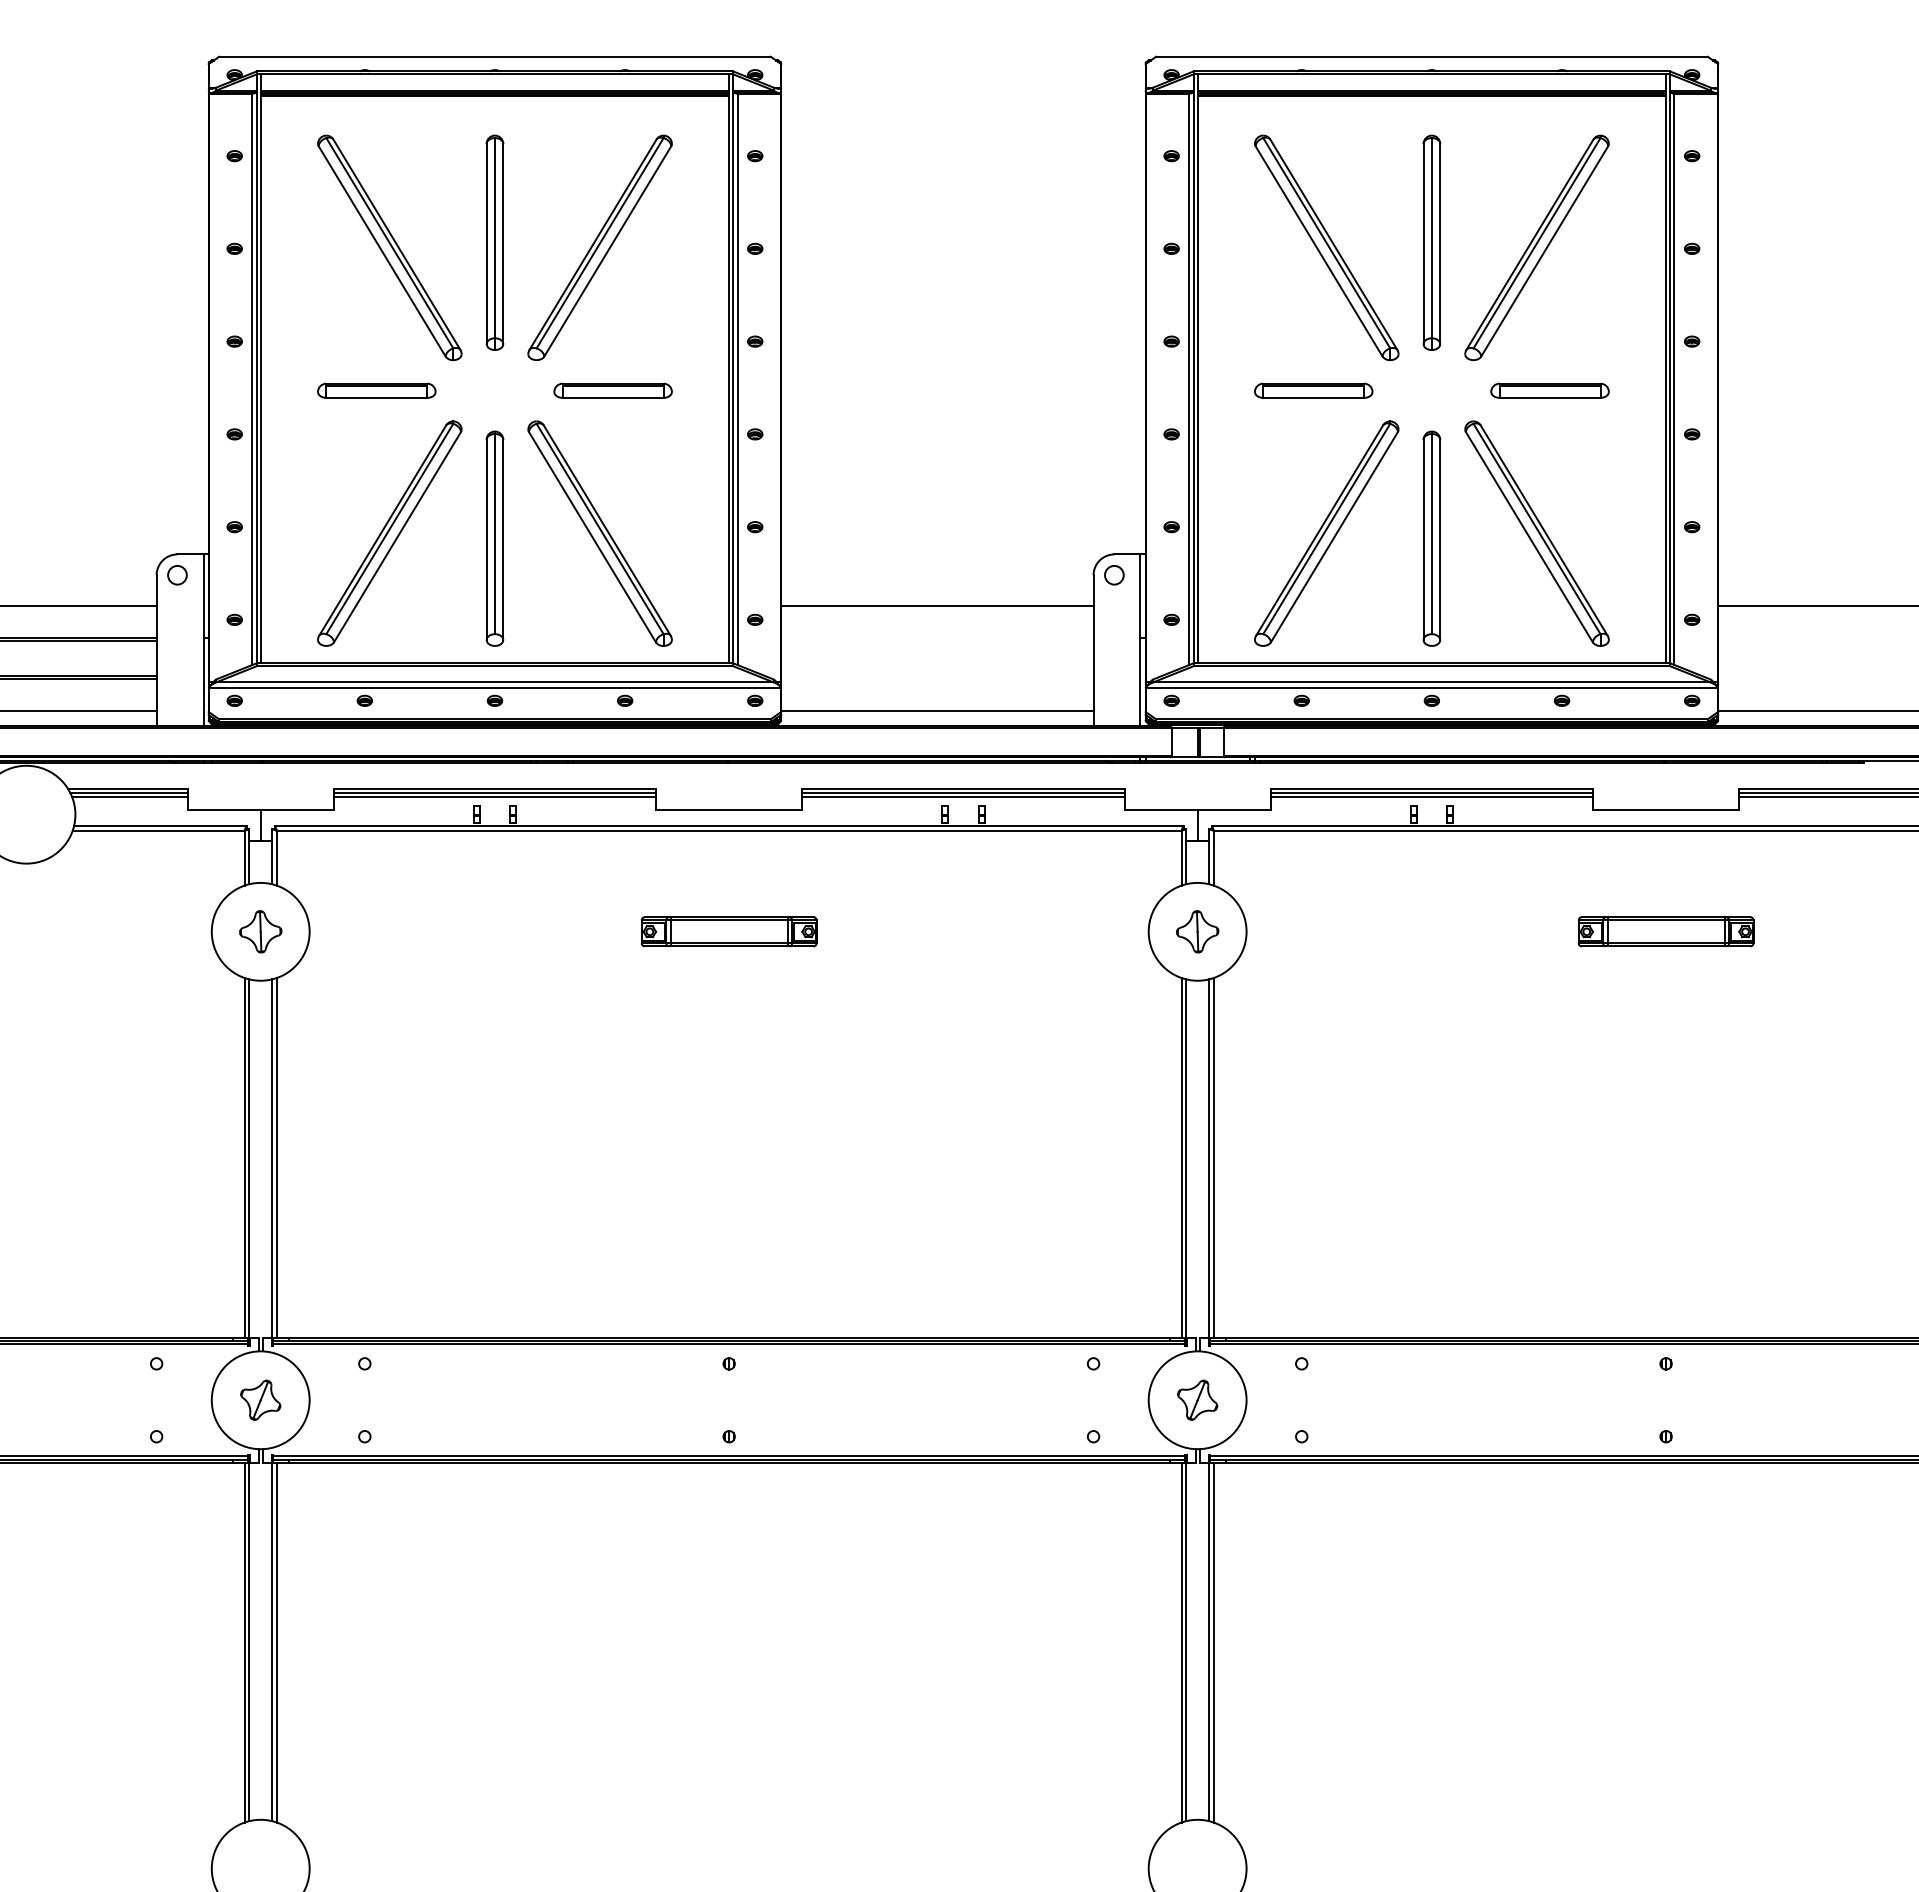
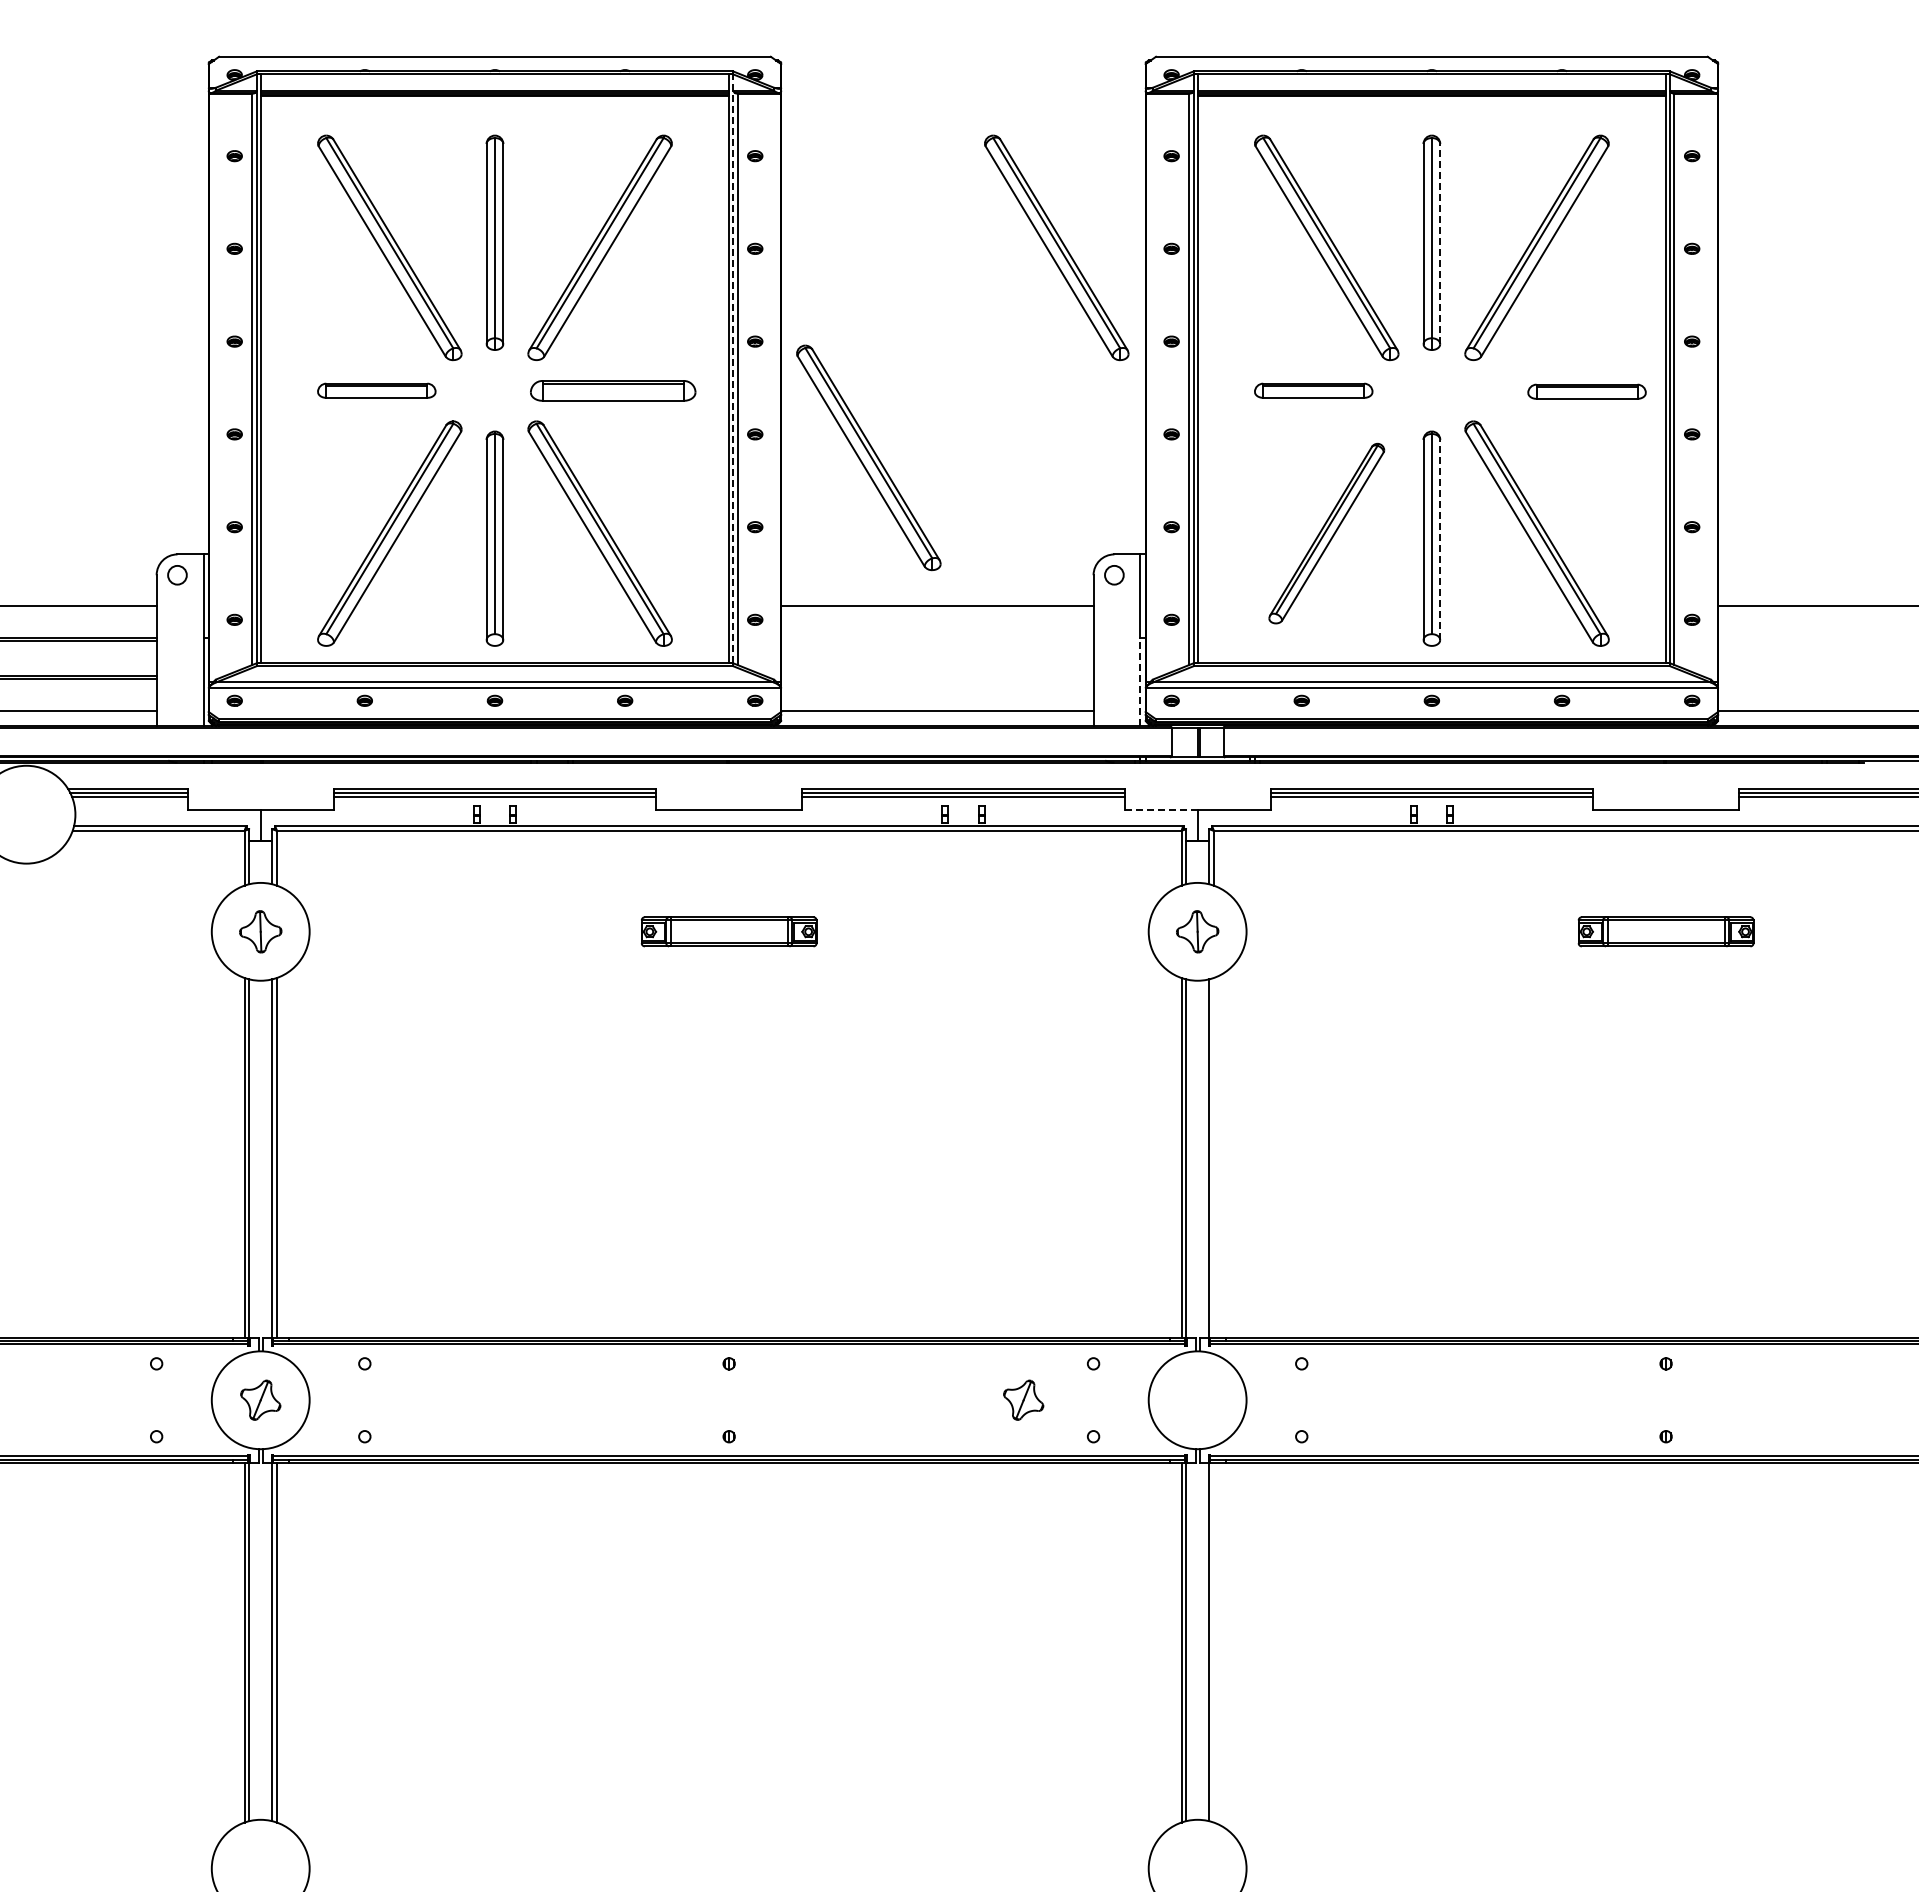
line: solid -> dashed (1440, 243)
part: none -> present (1056, 247)
line: solid -> dashed (733, 368)
part size: 120x17 px -> 167x22 px (613, 390)
part position: (1549, 390) -> (1586, 391) (1586, 391)
part: none -> present (868, 457)
part size: 146x227 px -> 118x183 px (1326, 533)
line: solid -> dashed (1440, 539)
line: solid -> dashed (1140, 681)
line: solid -> dashed (1160, 809)
line: present -> none (1213, 1157)
part position: (1197, 1399) -> (1023, 1399) (1023, 1399)
line: present -> none (1213, 1642)
